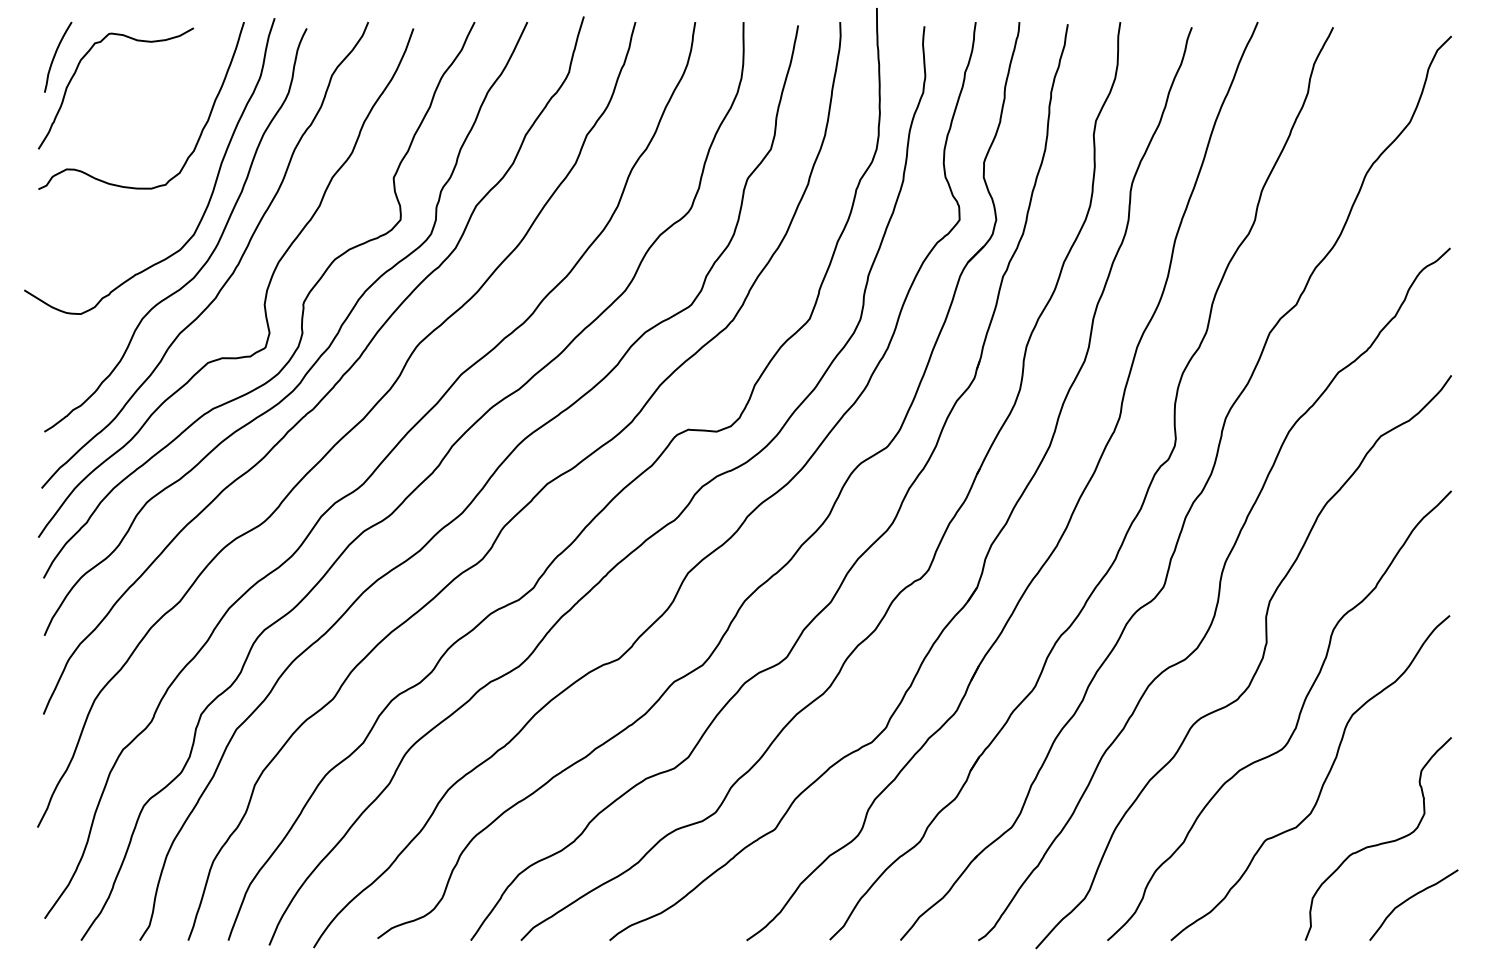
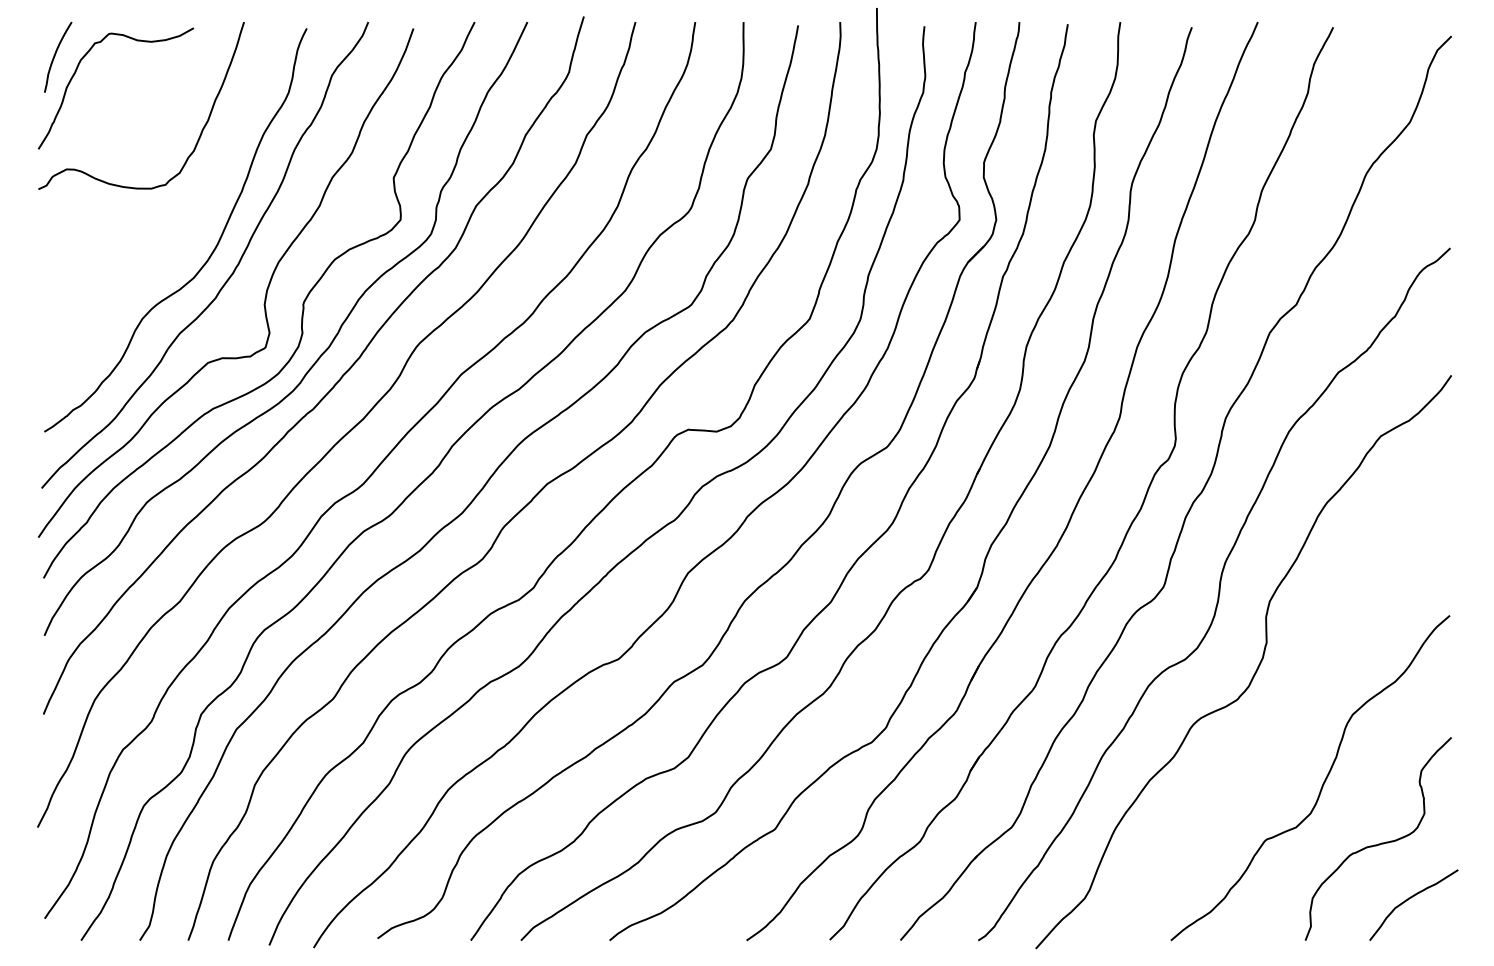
curve: present -> none (214, 182)
curve: present -> none (1297, 718)
